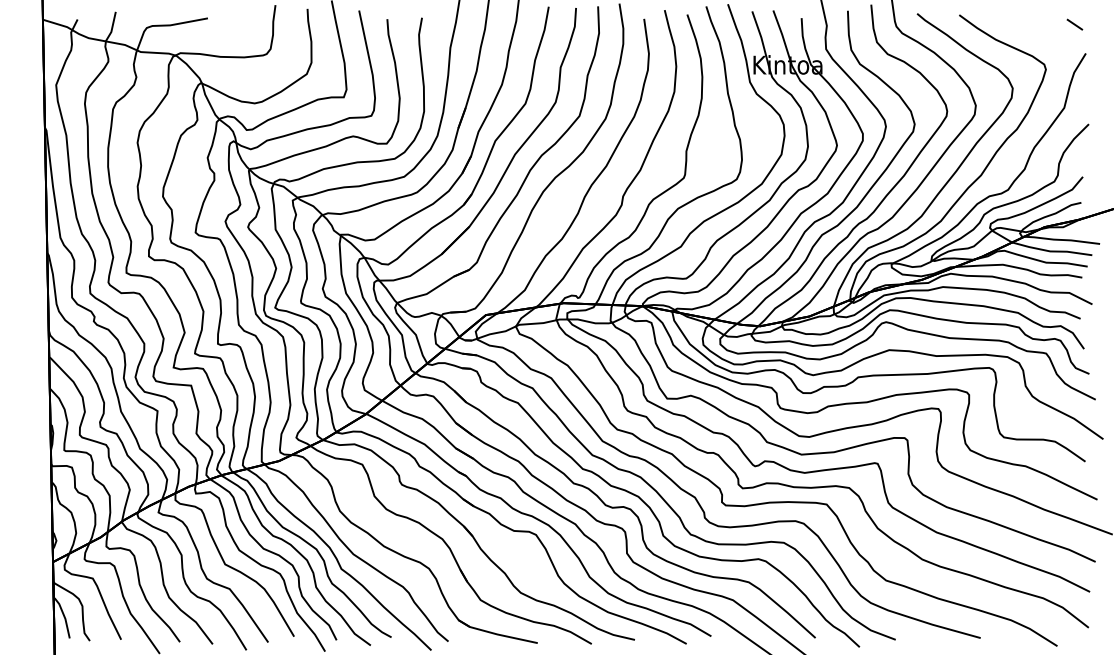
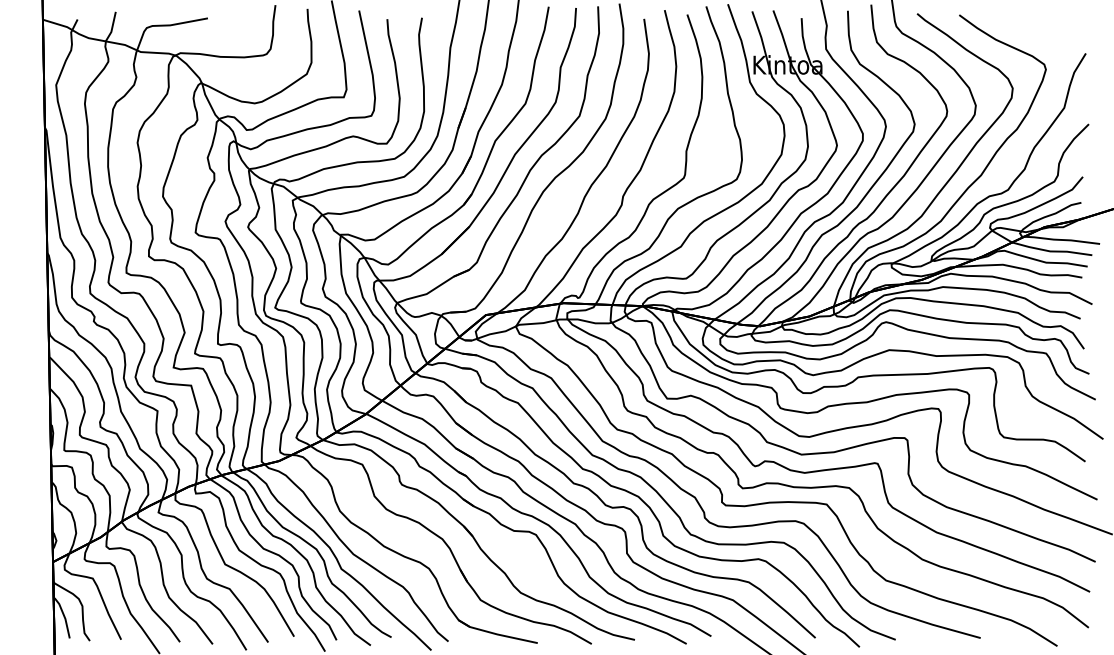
line: present -> none (1074, 24)
